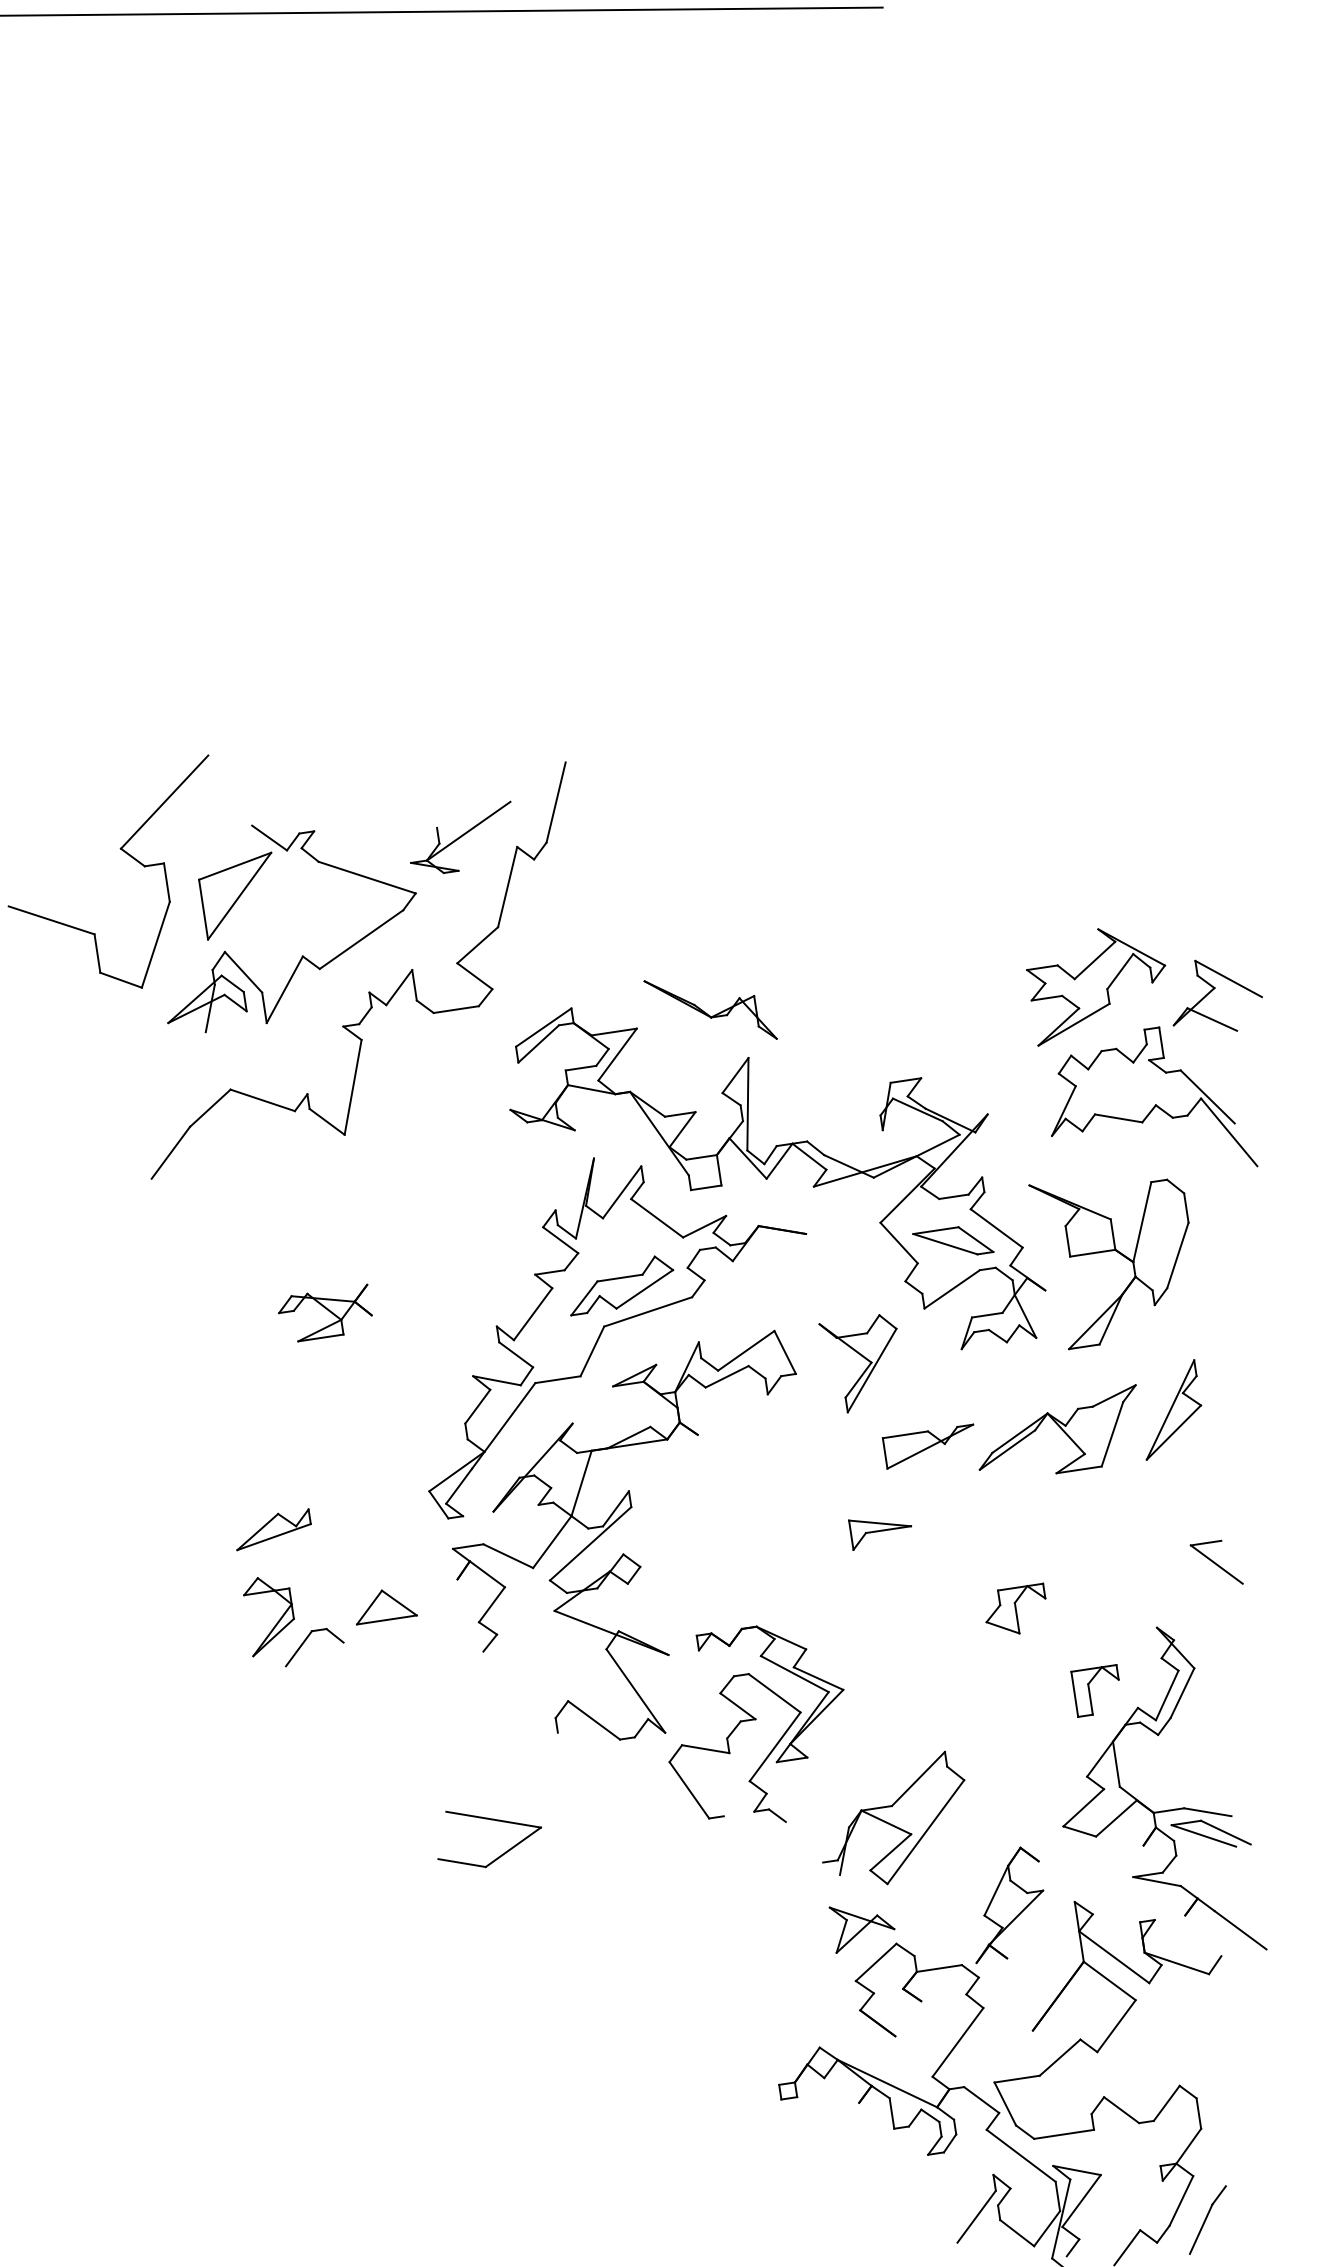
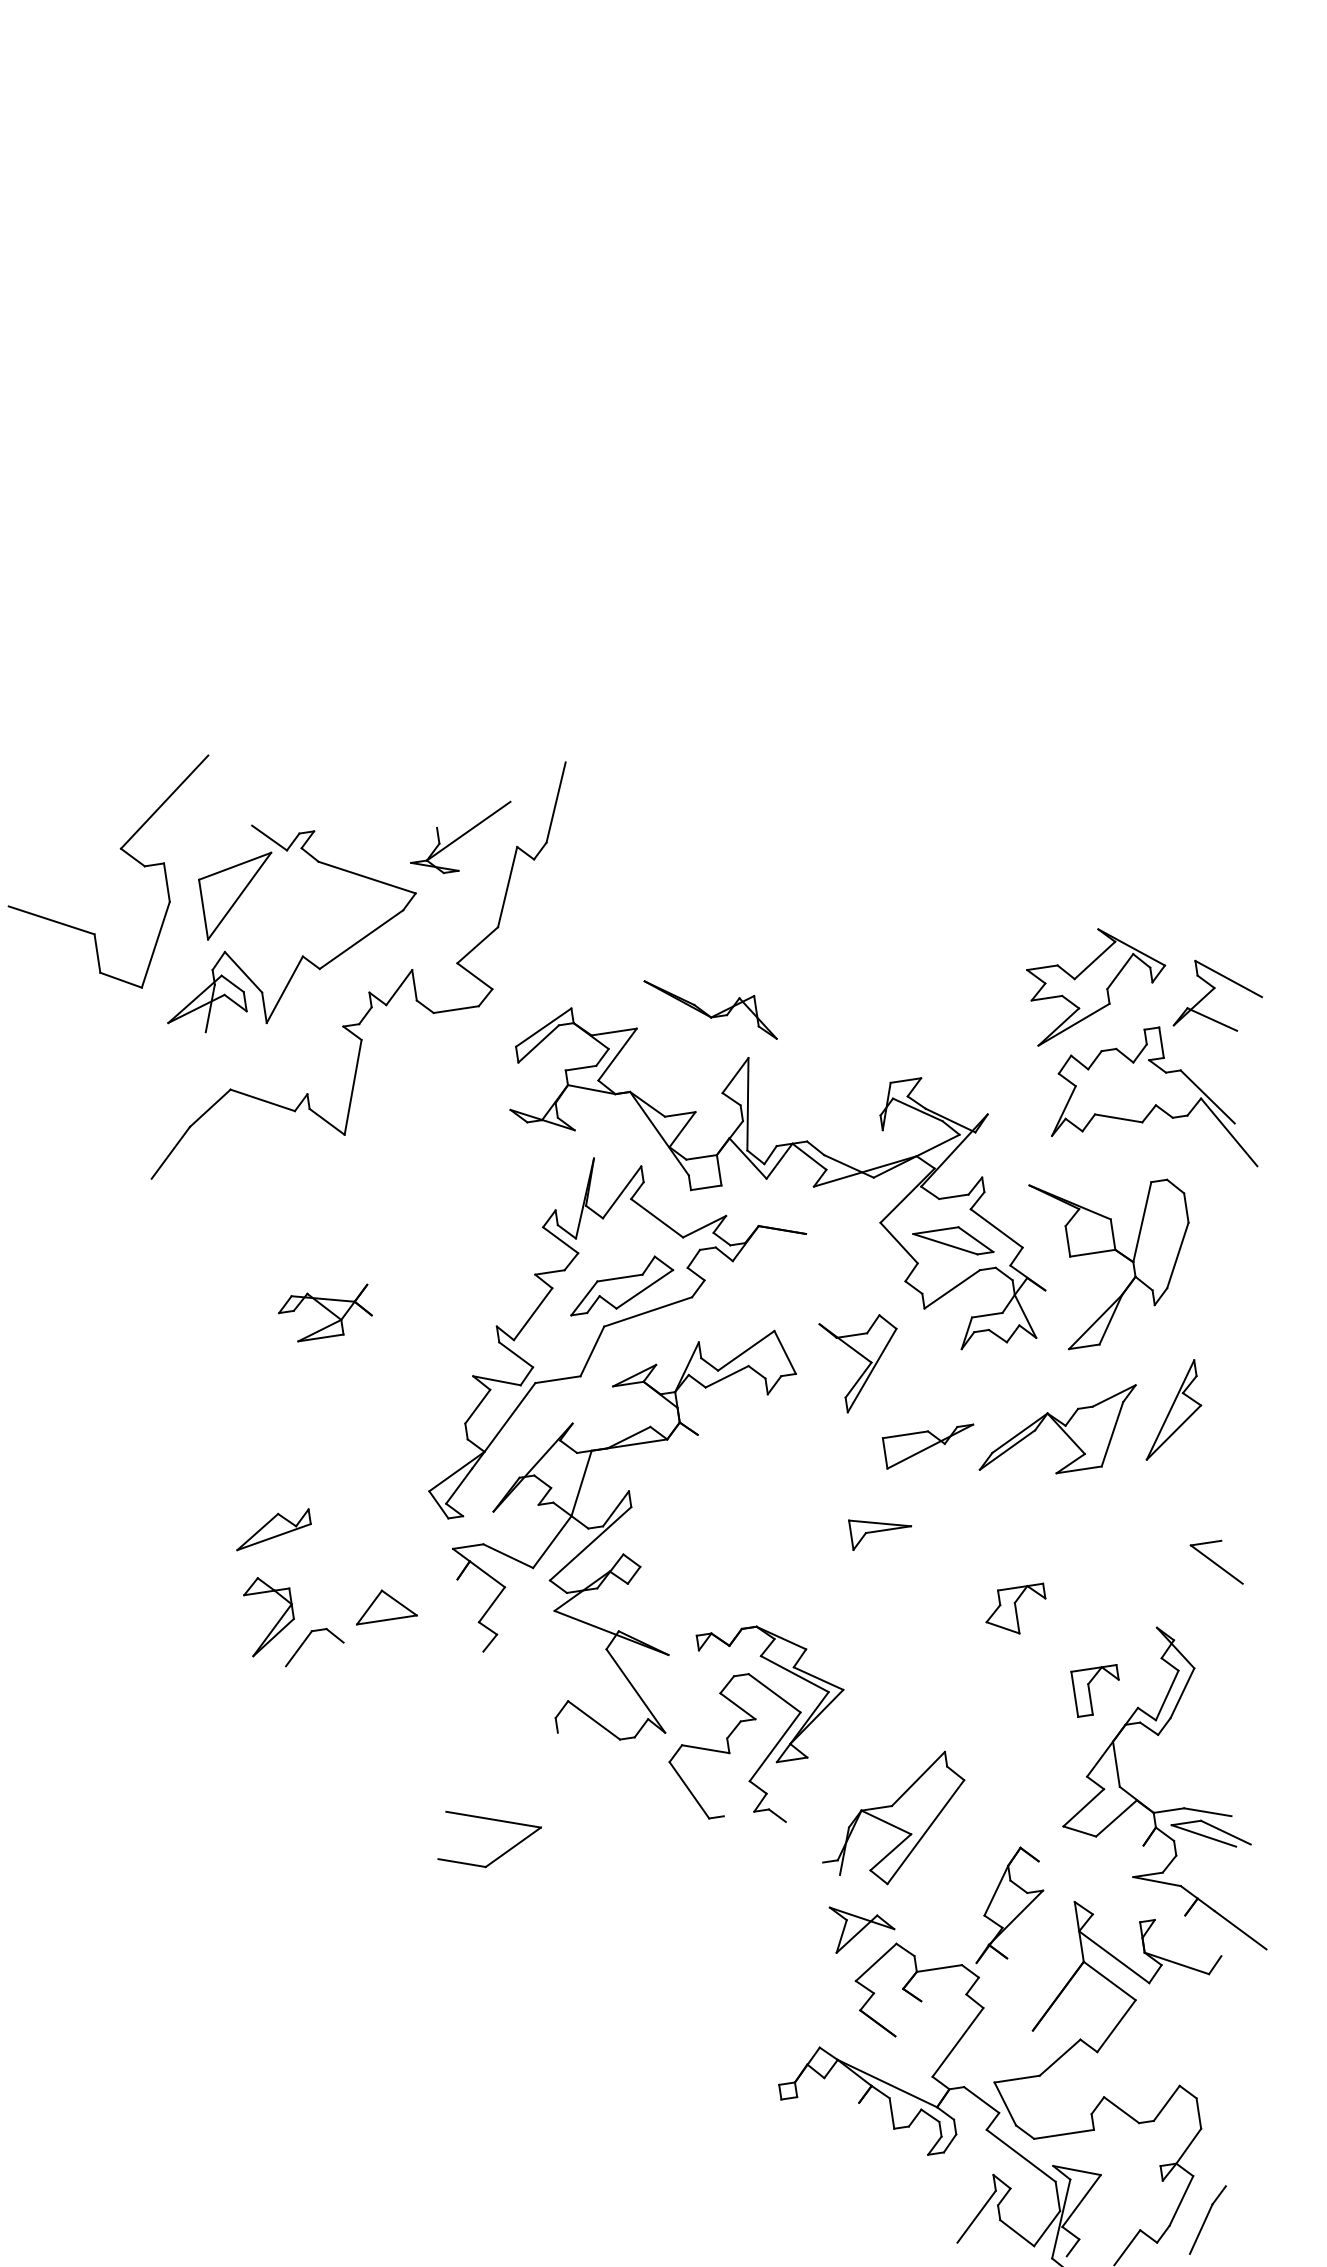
line: present -> none (442, 11)
